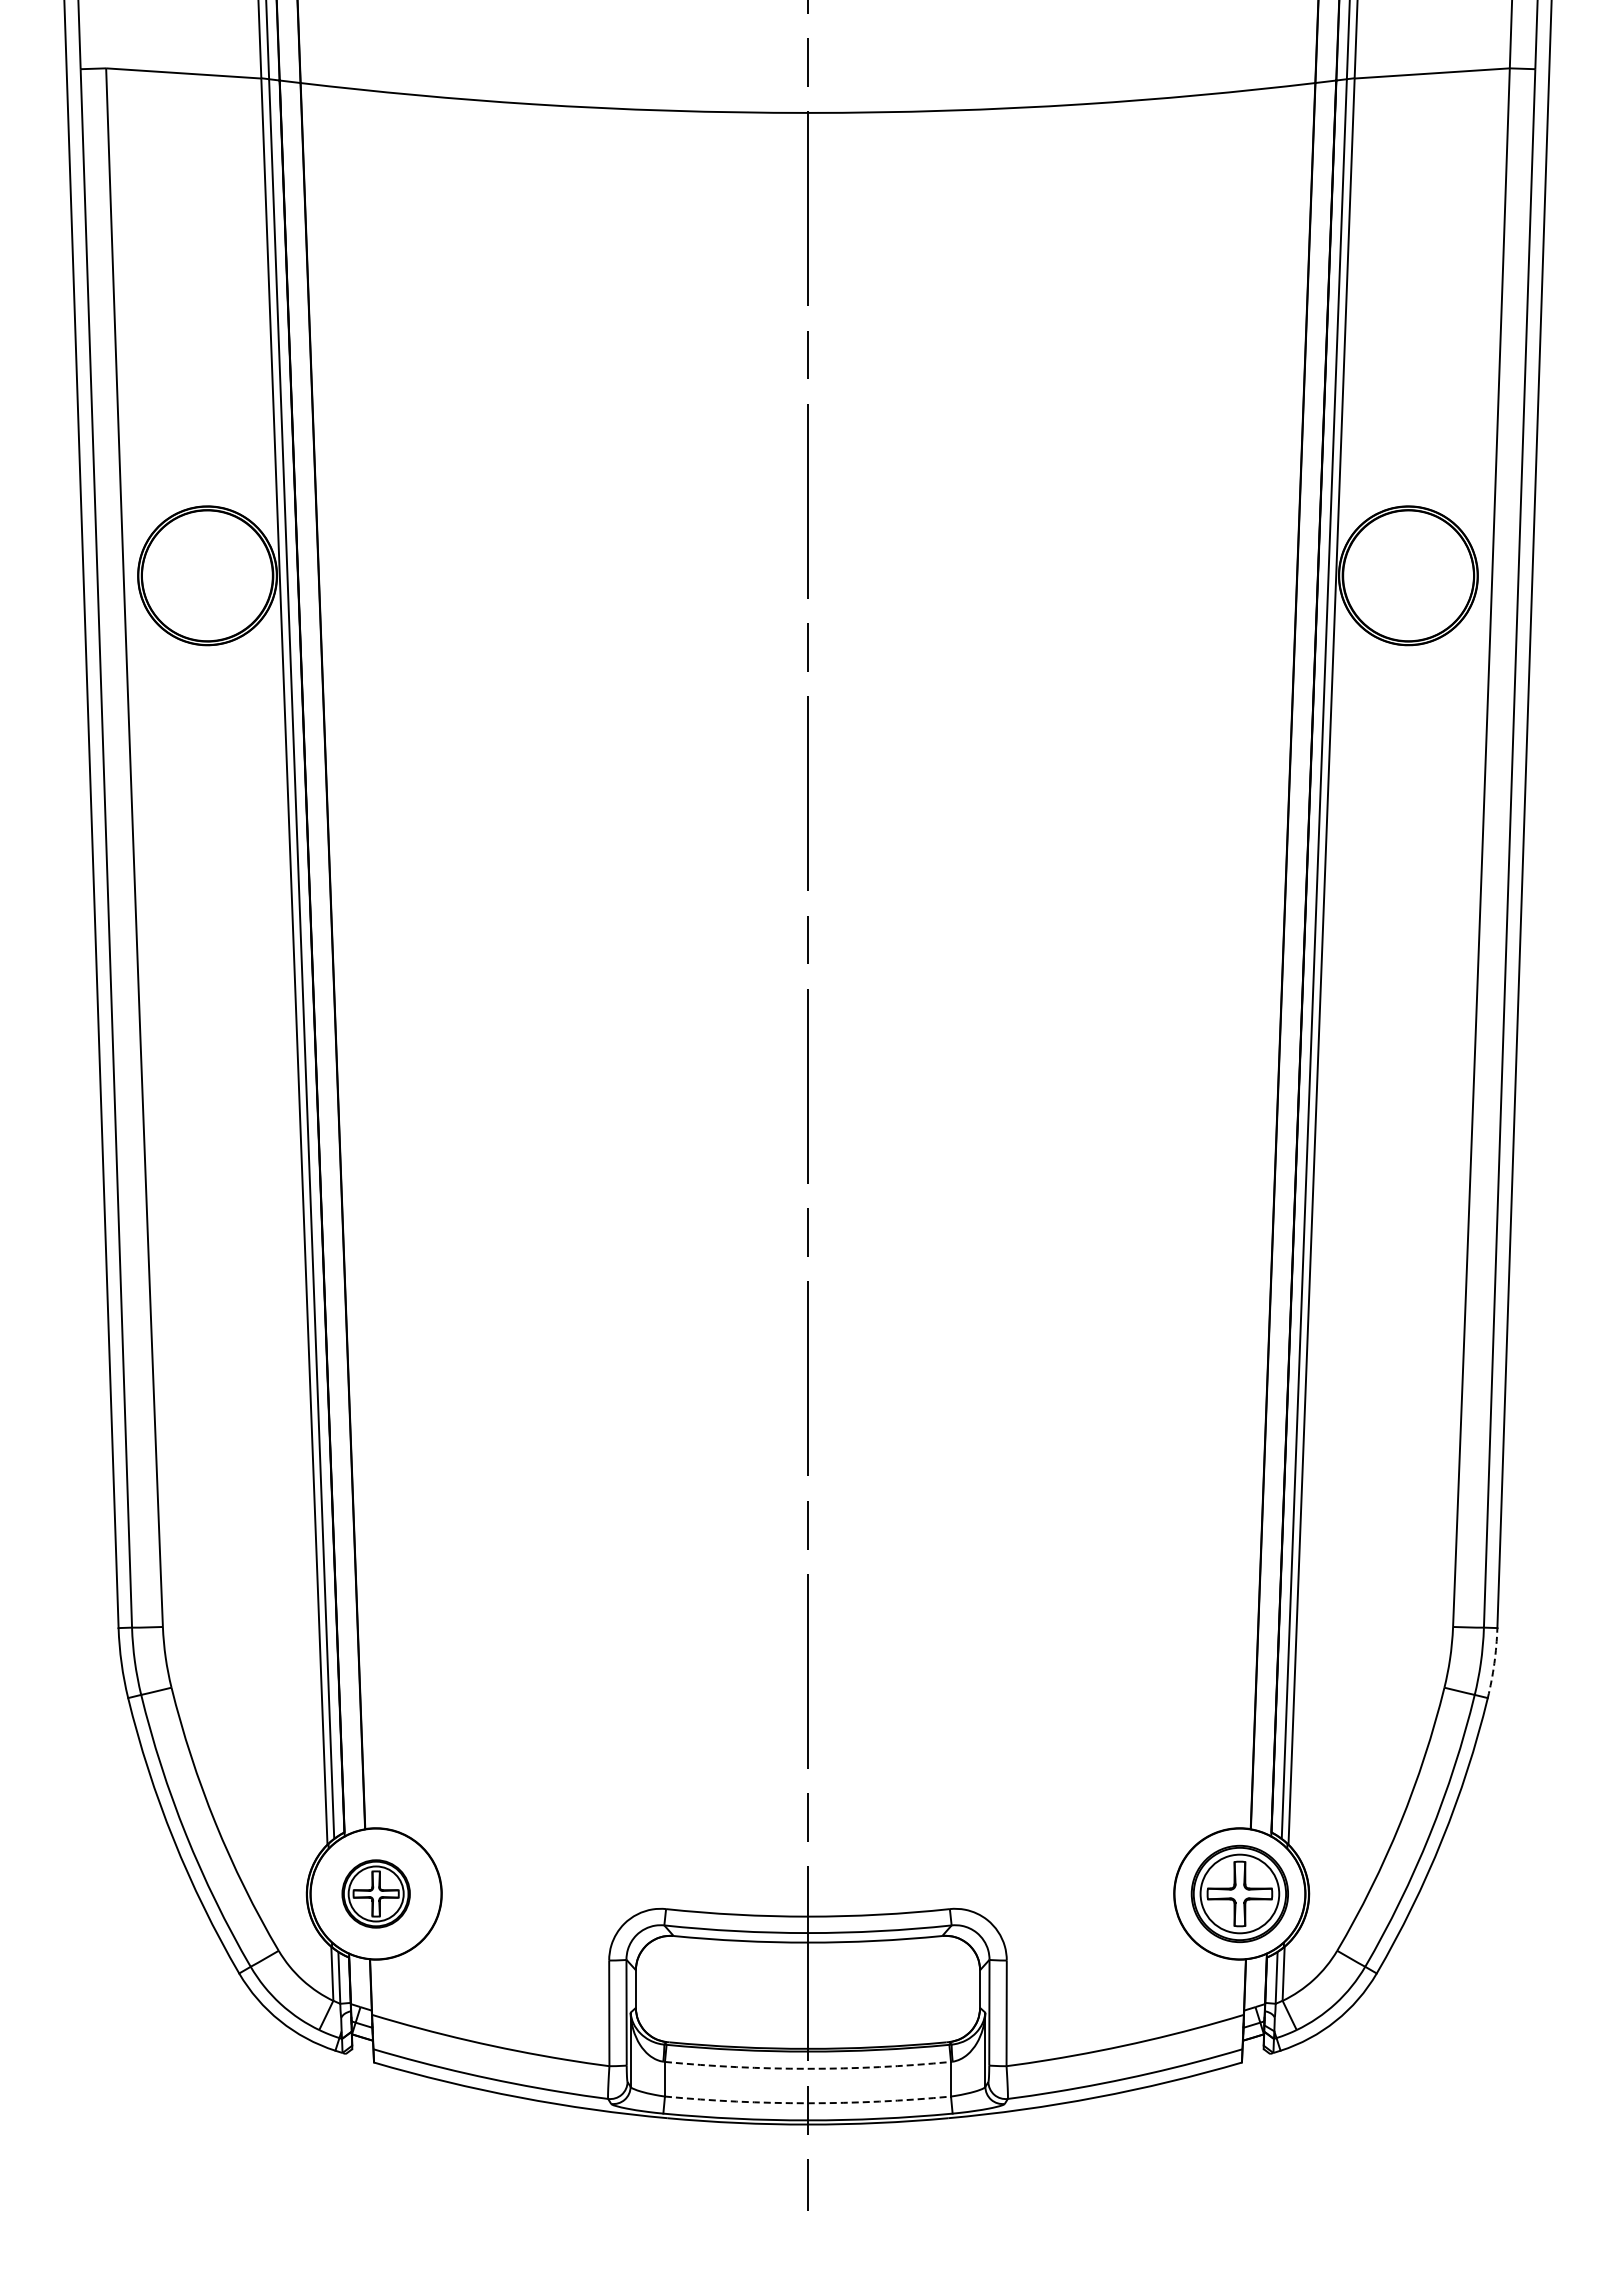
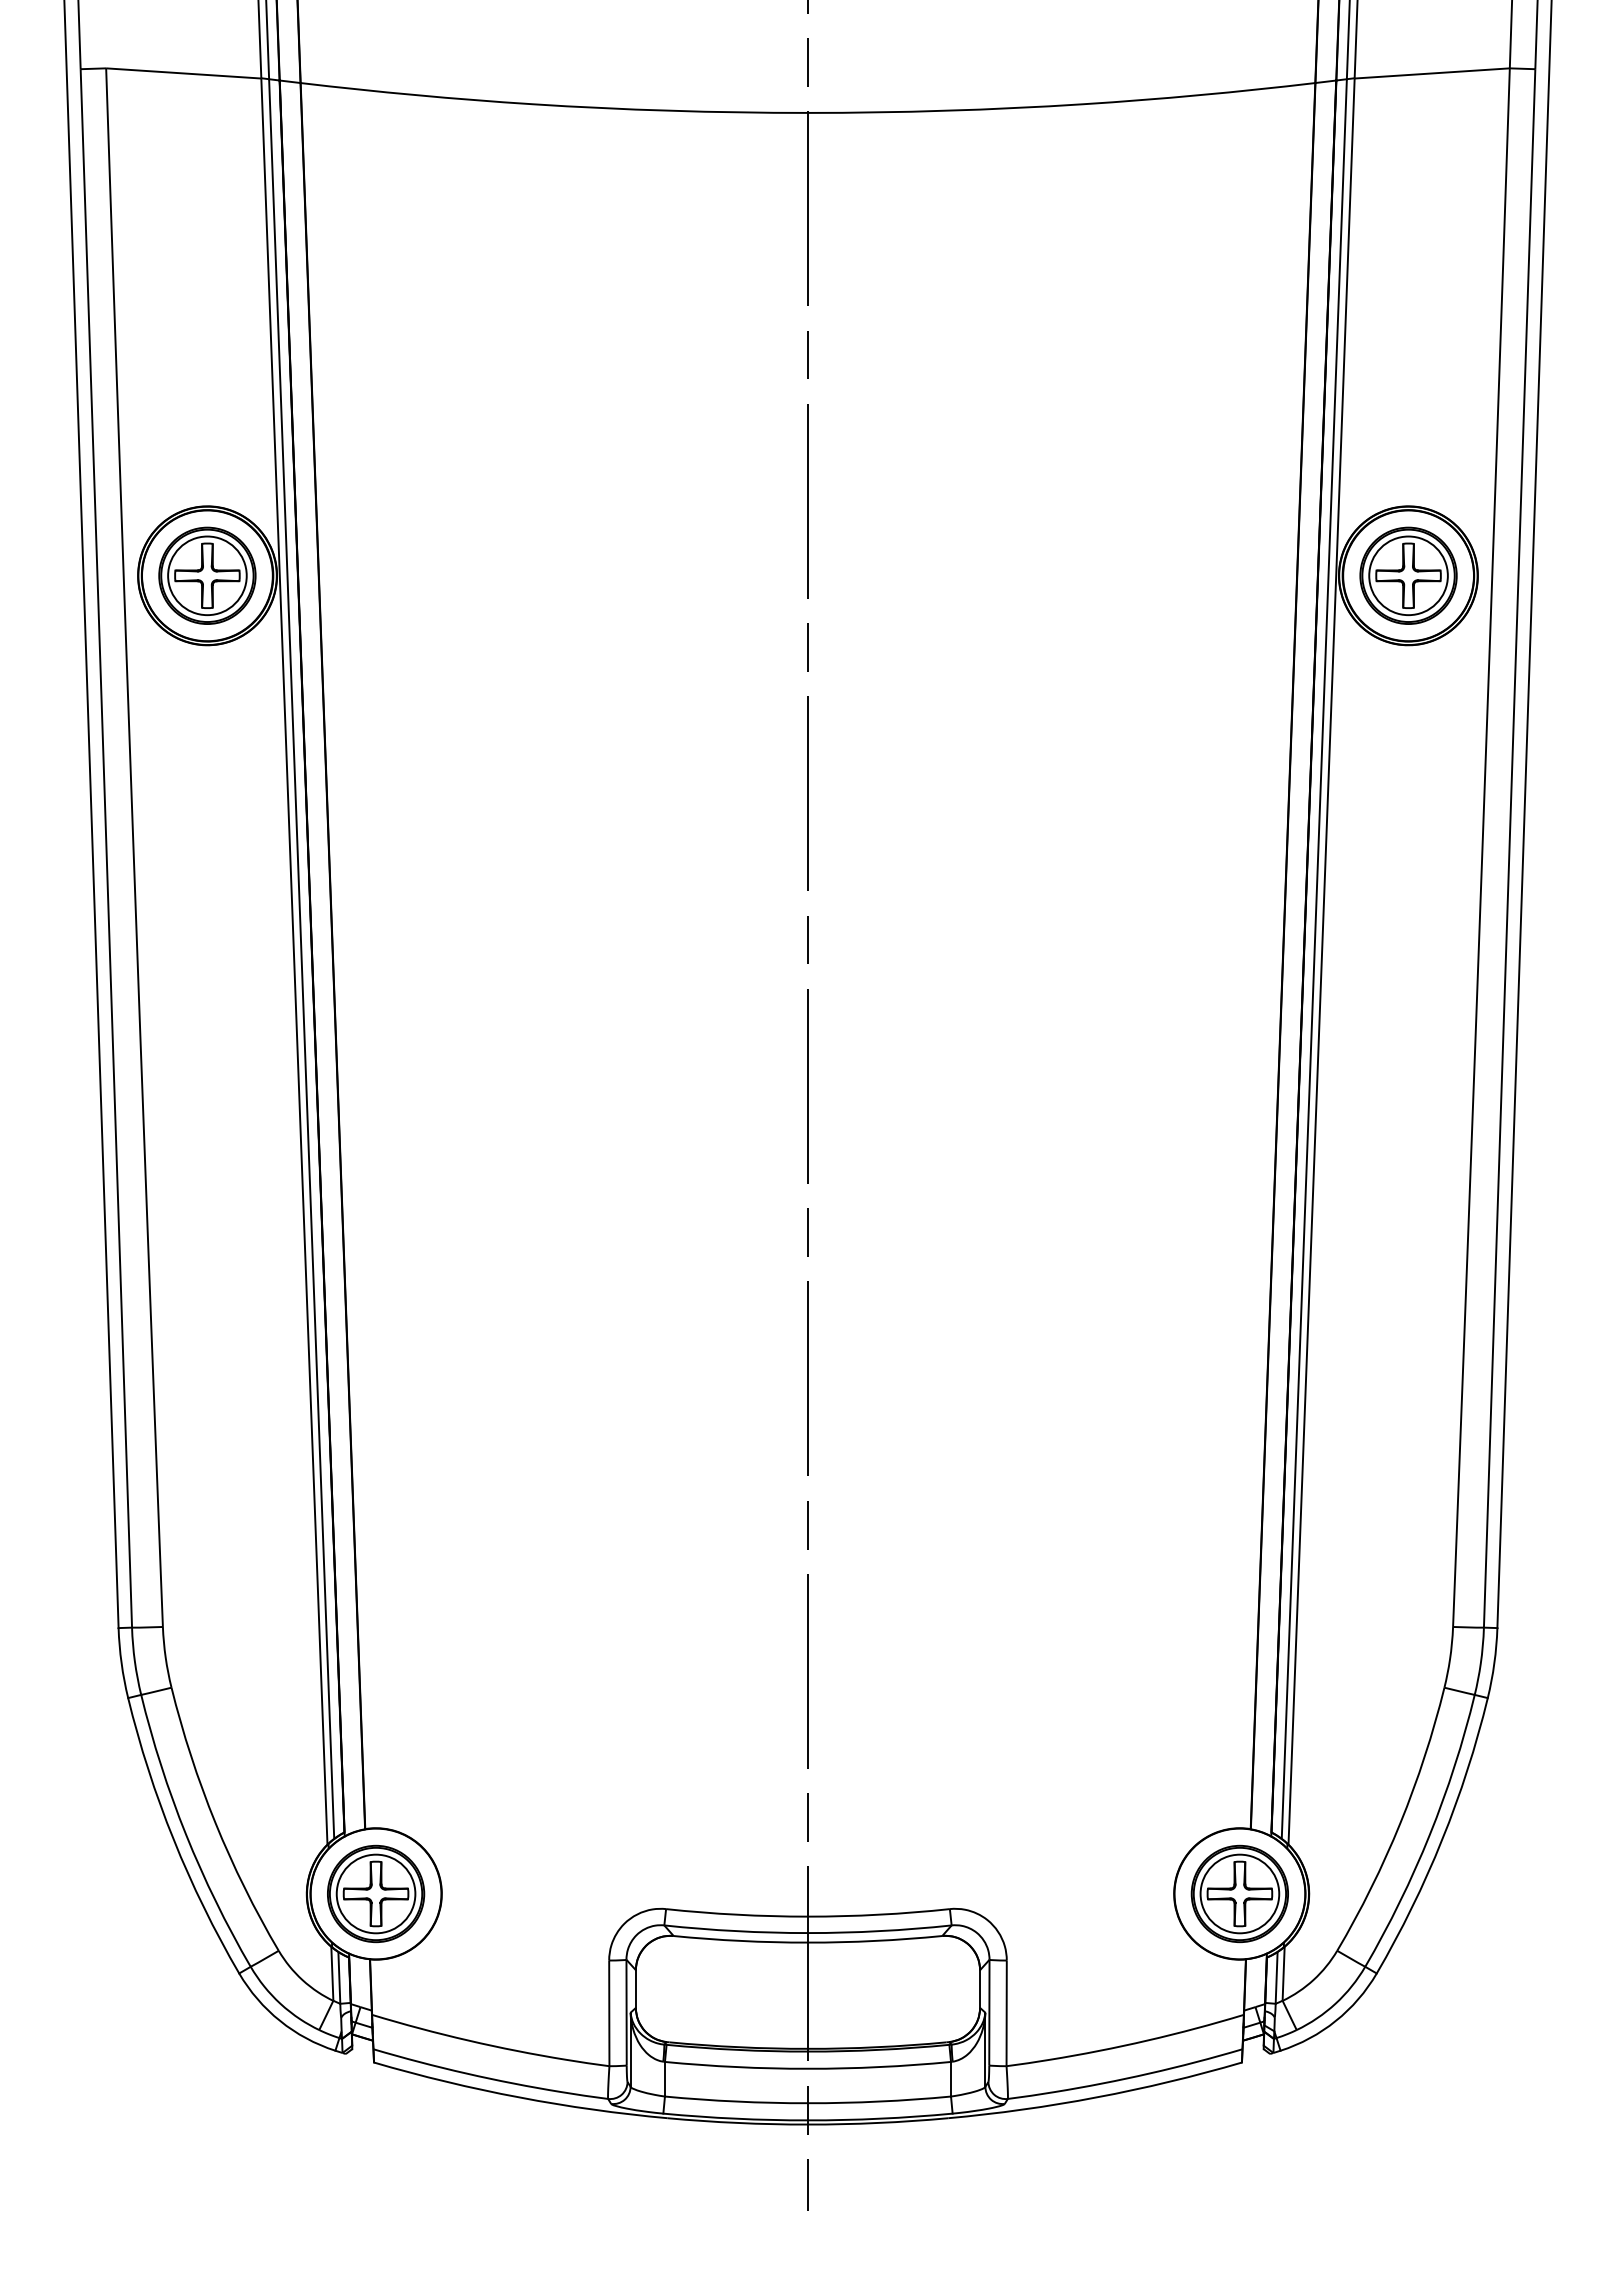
part: none -> present (207, 575)
part: none -> present (1408, 575)
arc: dashed -> solid (1494, 1663)
part size: 70x70 px -> 99x100 px (376, 1893)
arc: dashed -> solid (807, 2068)
arc: dashed -> solid (807, 2103)
